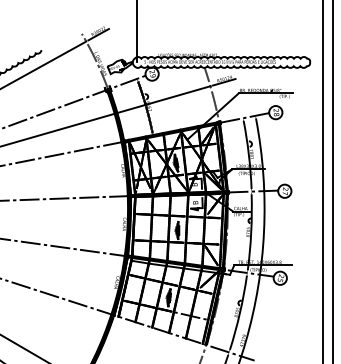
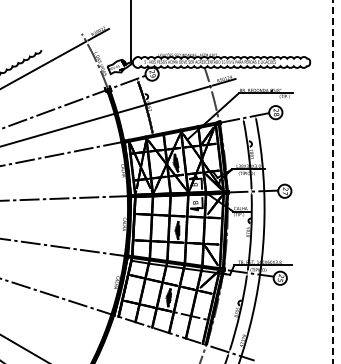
line position: (137, 32) -> (131, 32) (131, 32)
line: present -> none (323, 181)
line: solid -> dashed (332, 181)
